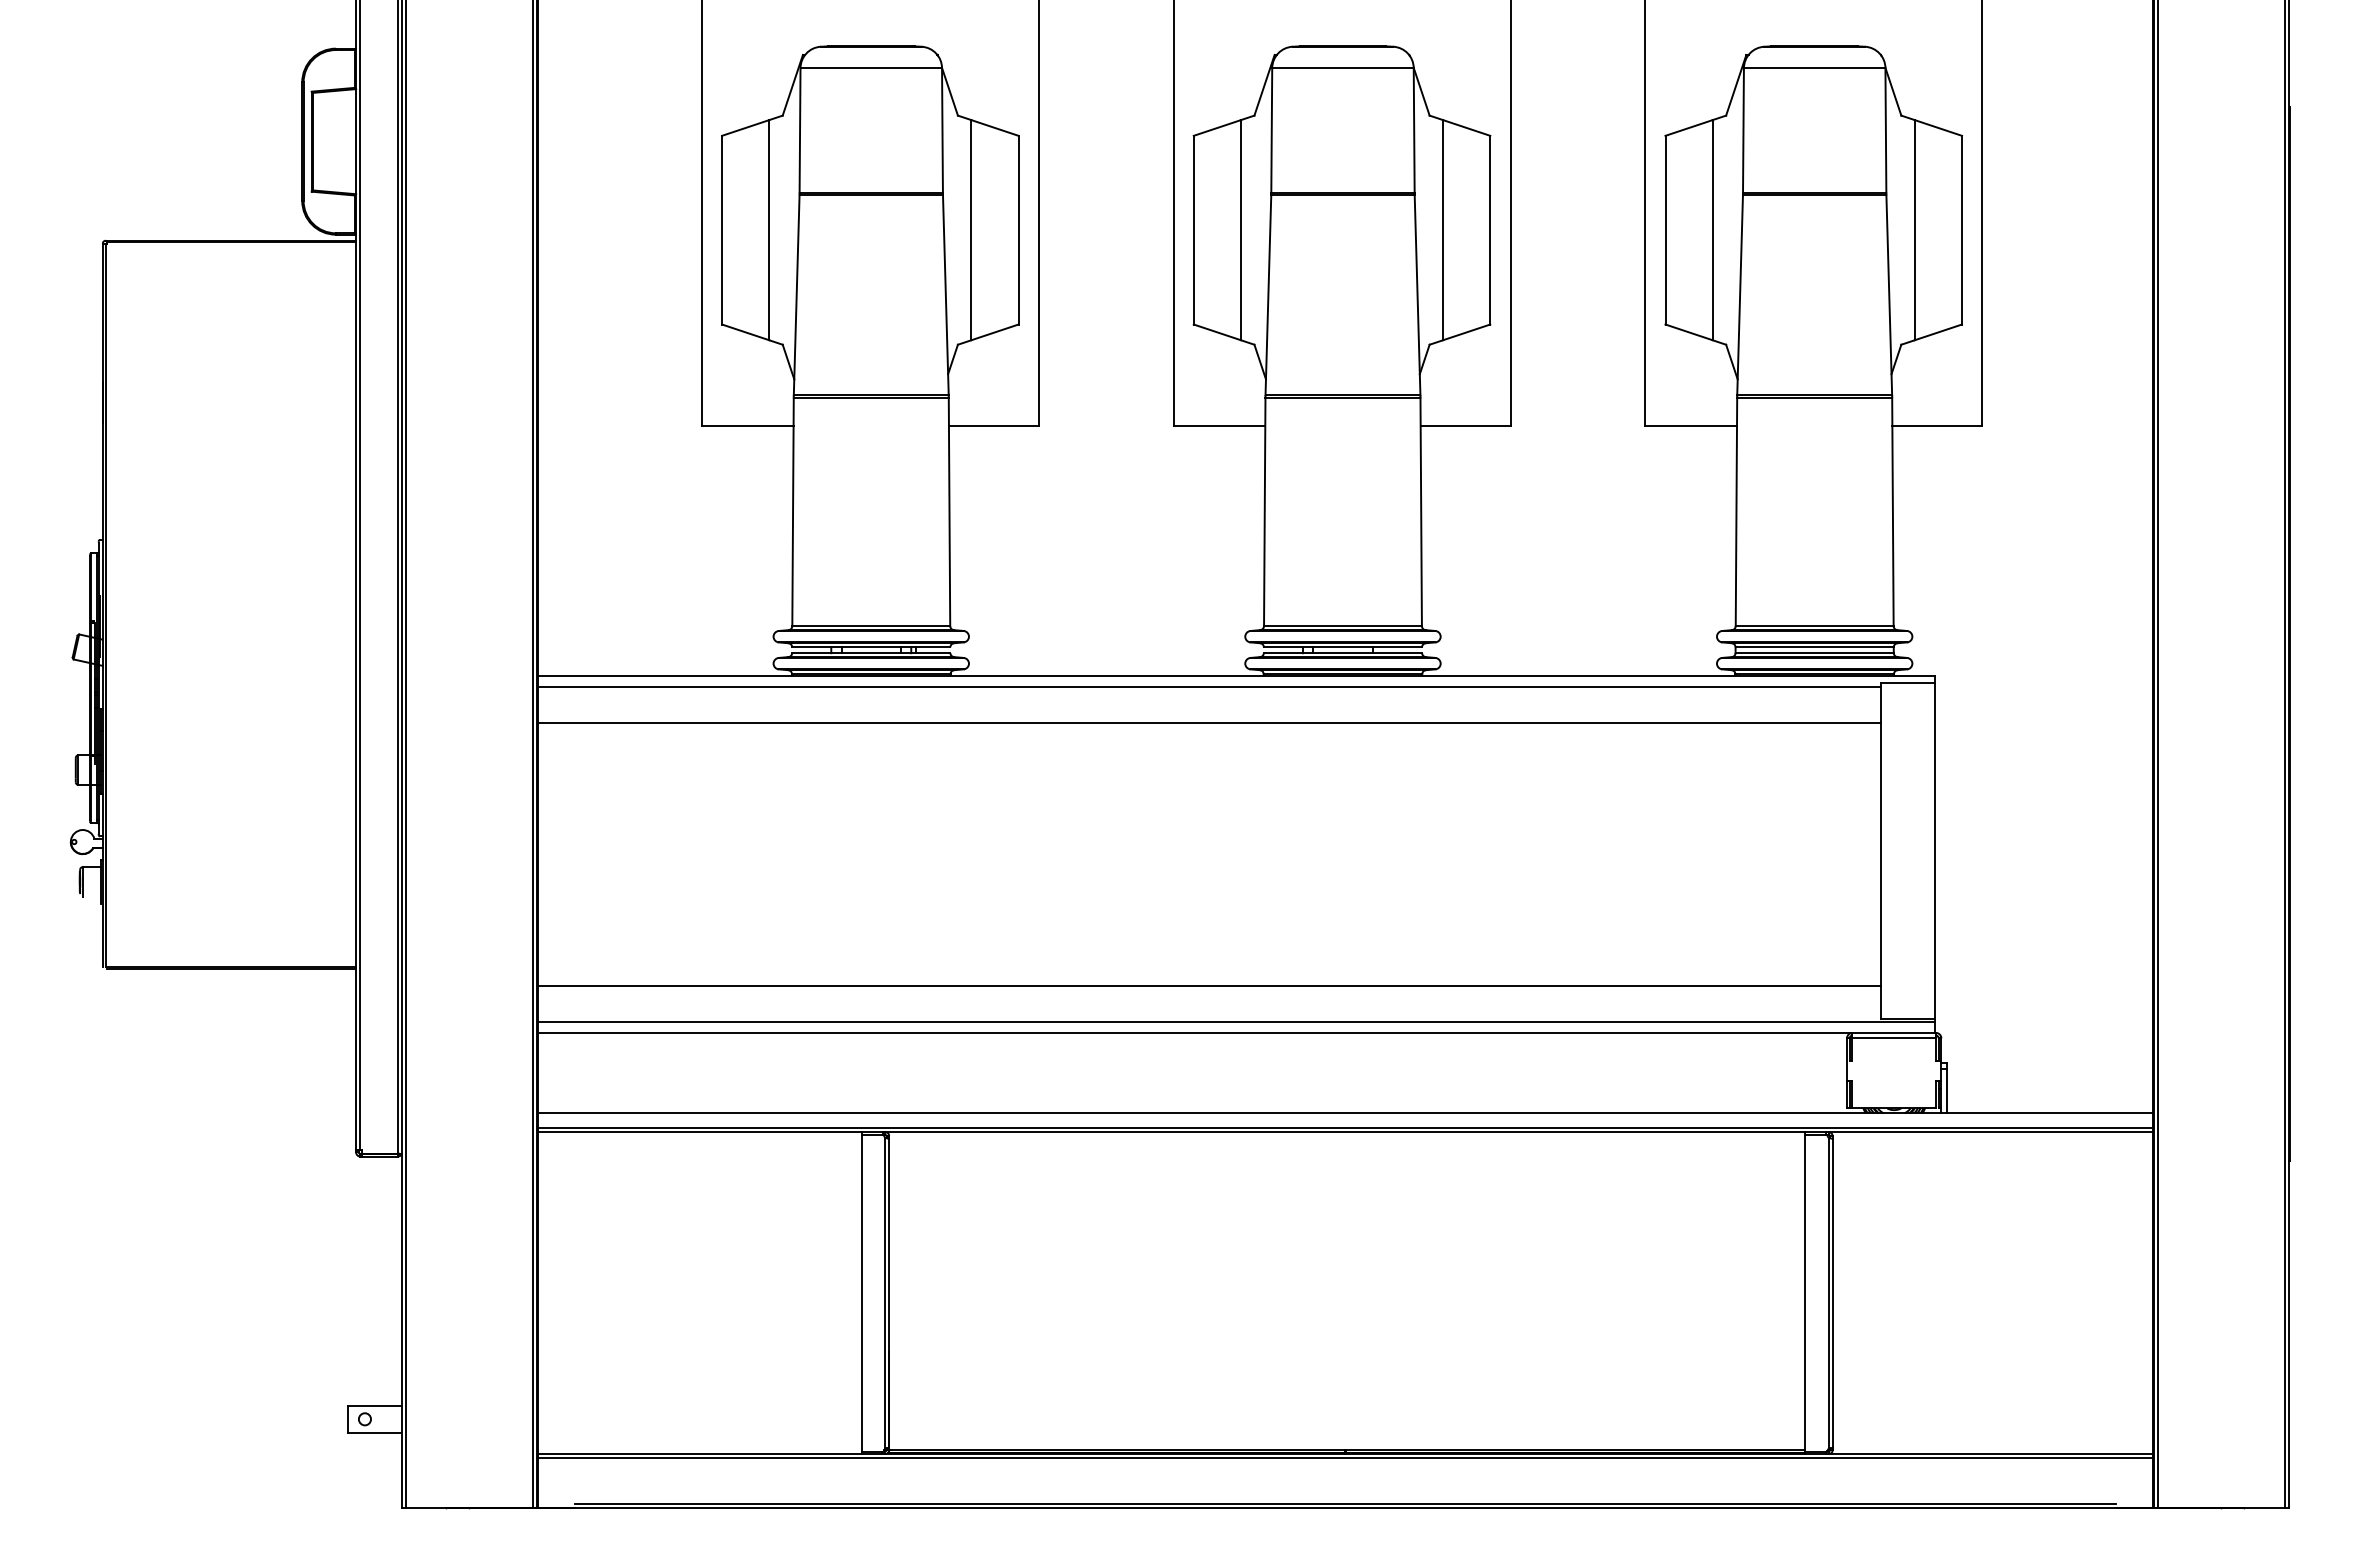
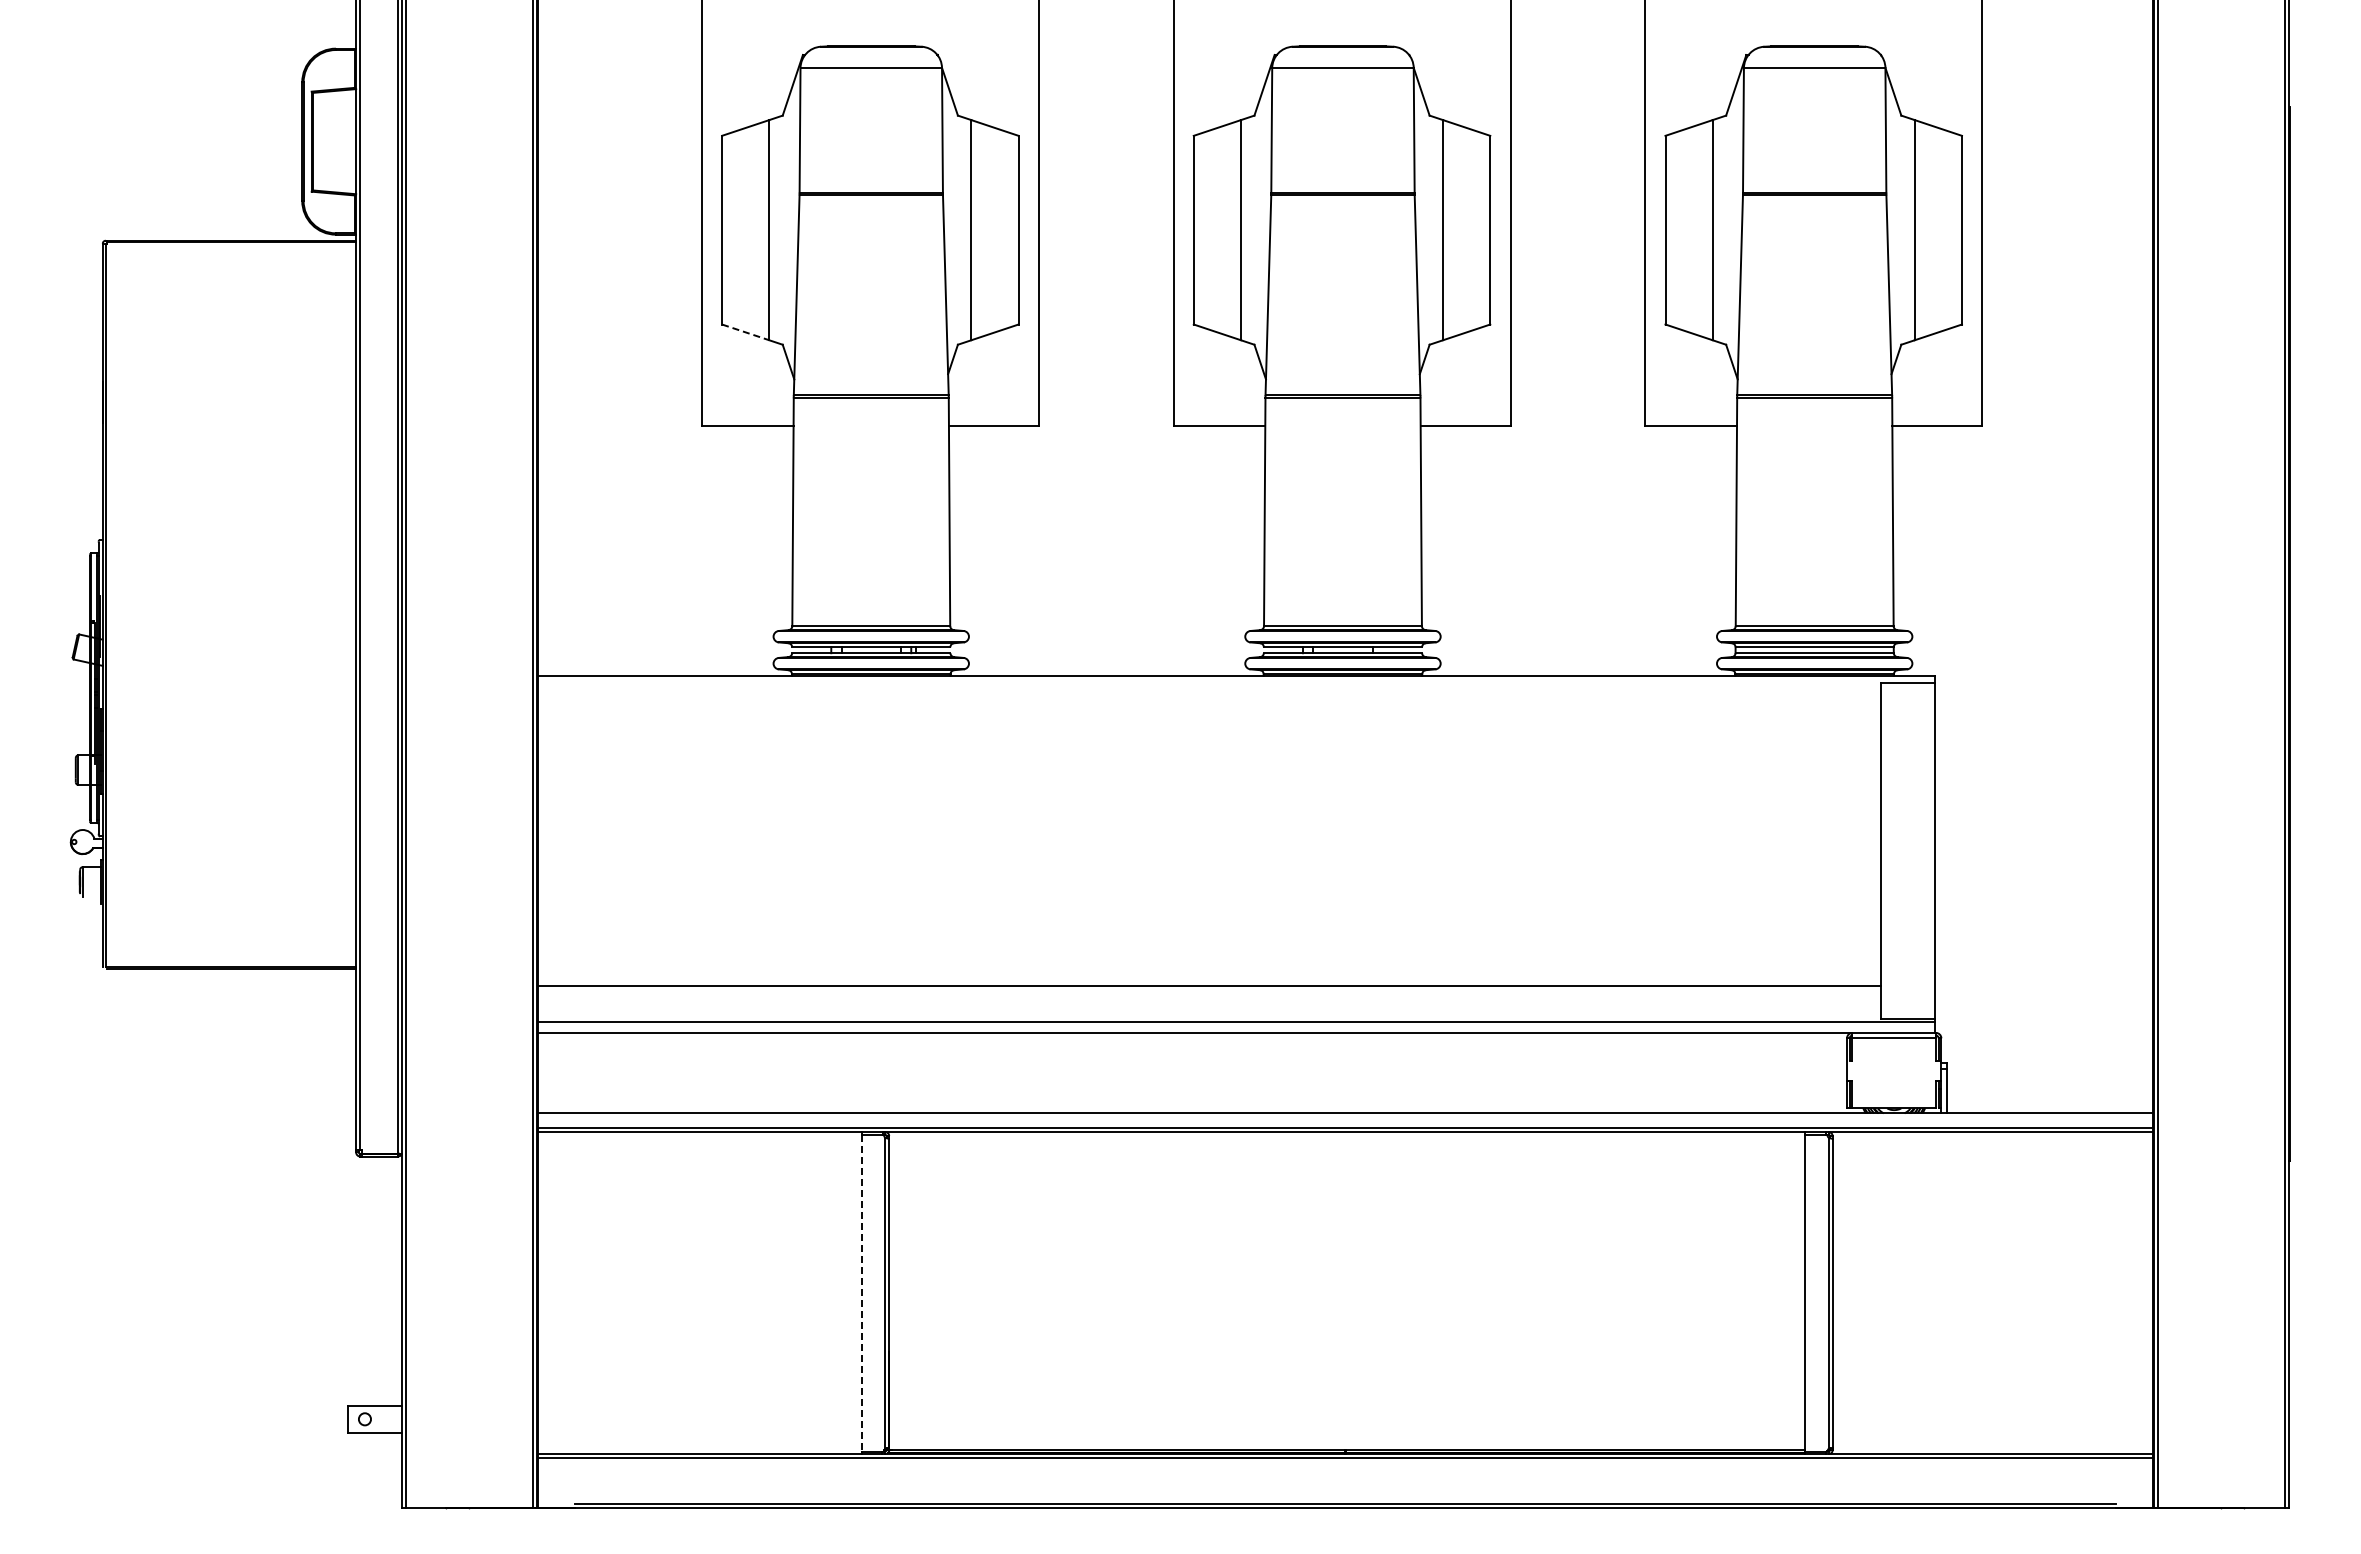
line: solid -> dashed (745, 332)
line: present -> none (1209, 686)
line: present -> none (1209, 722)
line: solid -> dashed (861, 1293)
